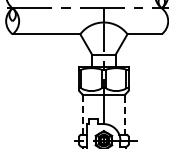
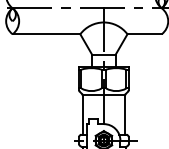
line: dashed -> solid (82, 115)
line: dashed -> solid (125, 115)
